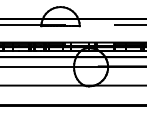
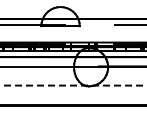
line: solid -> dashed (73, 85)
